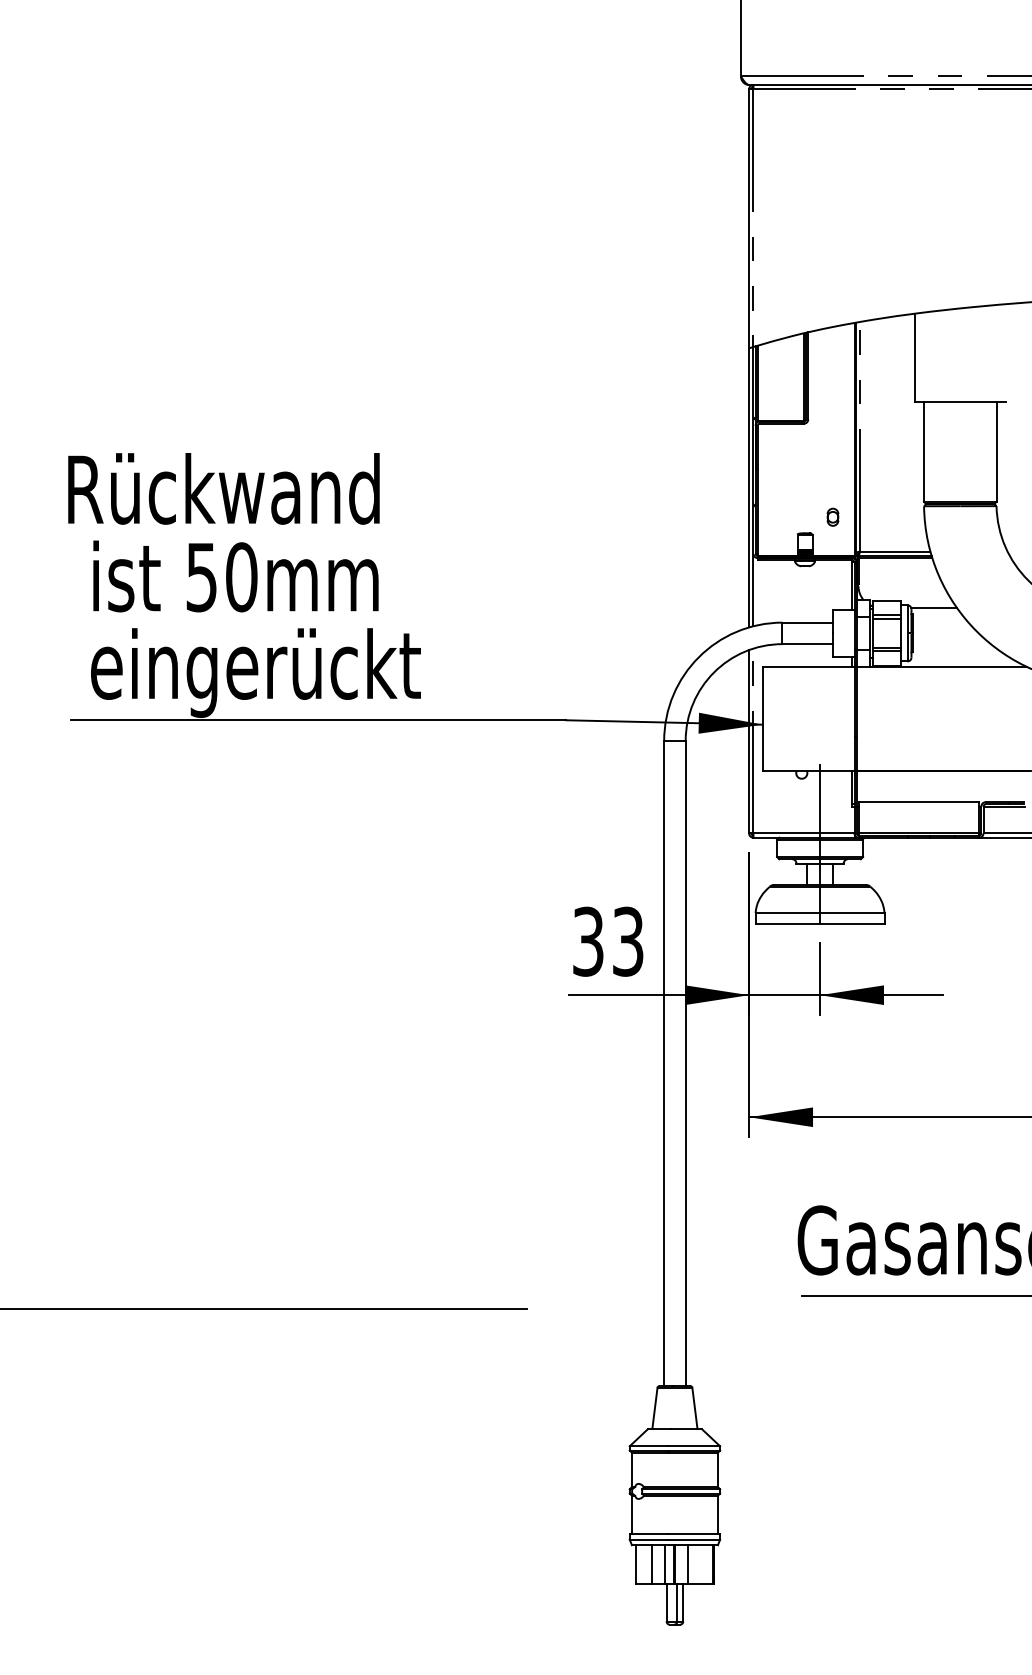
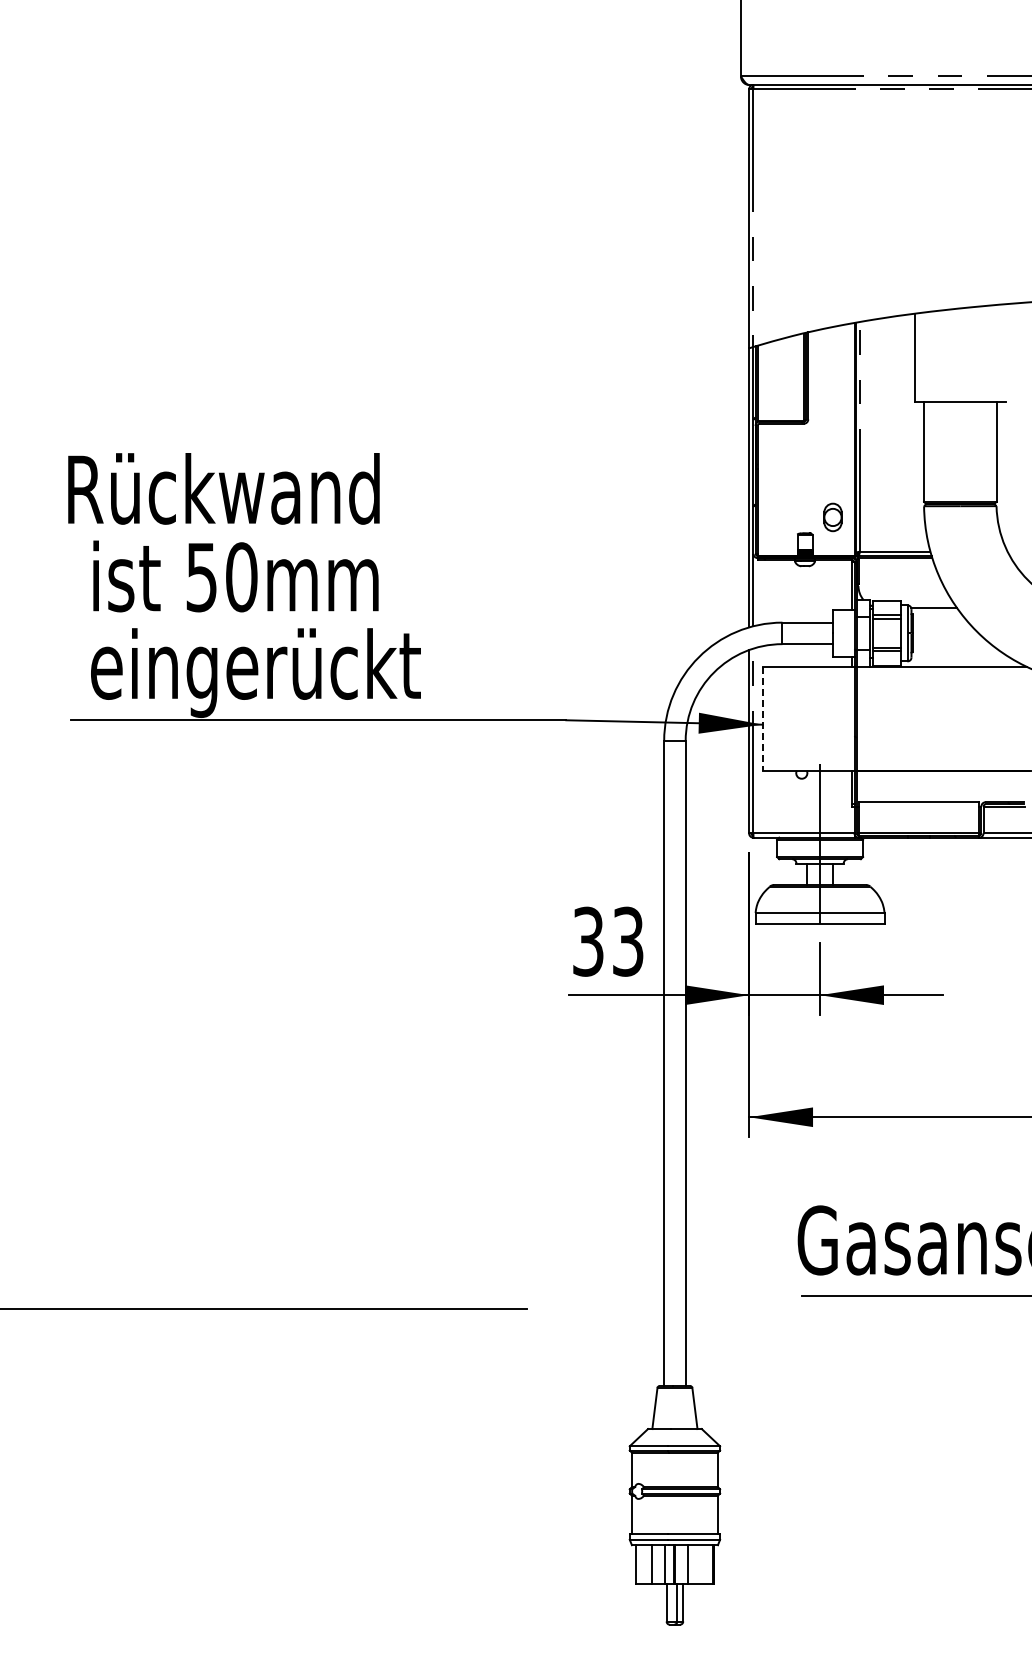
part size: 14x20 px -> 20x31 px (832, 517)
line: solid -> dashed (762, 718)
